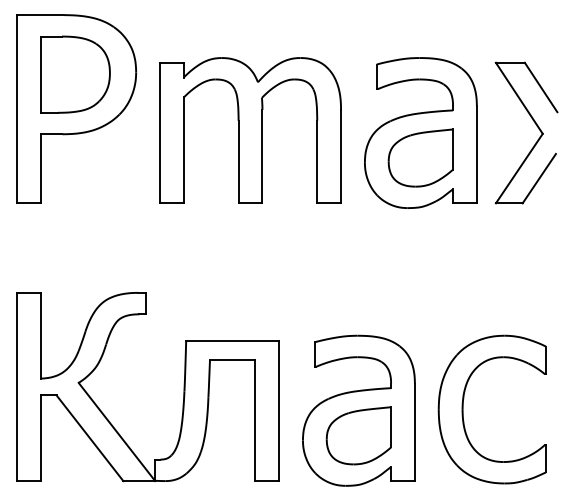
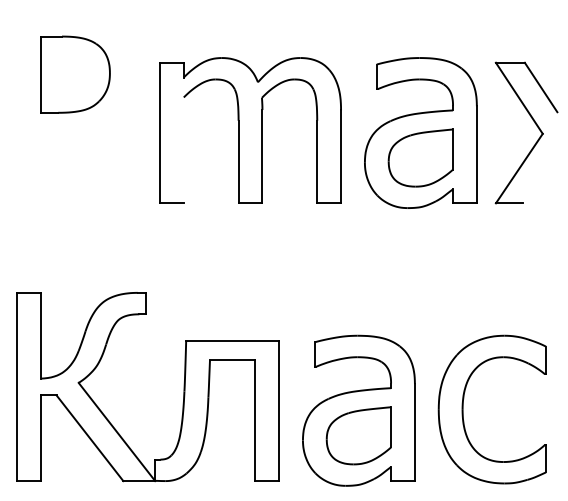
part: present -> none (76, 108)
line: present -> none (183, 150)
line: present -> none (538, 178)
